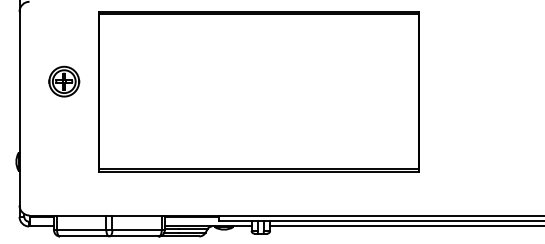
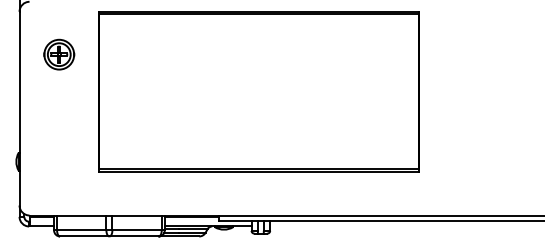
part position: (64, 81) -> (59, 54) (59, 54)
line: present -> none (405, 226)
